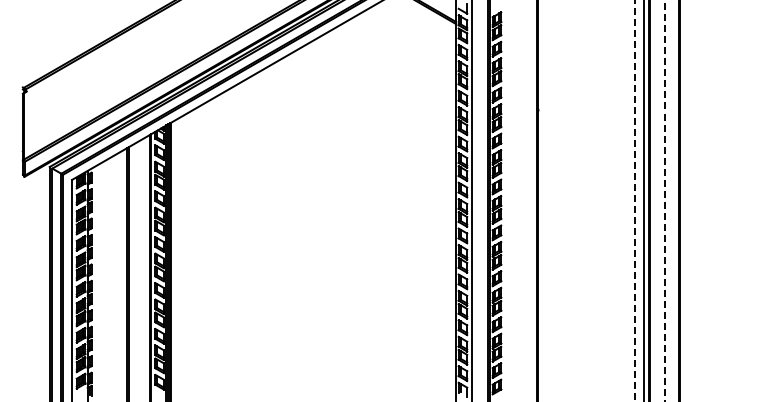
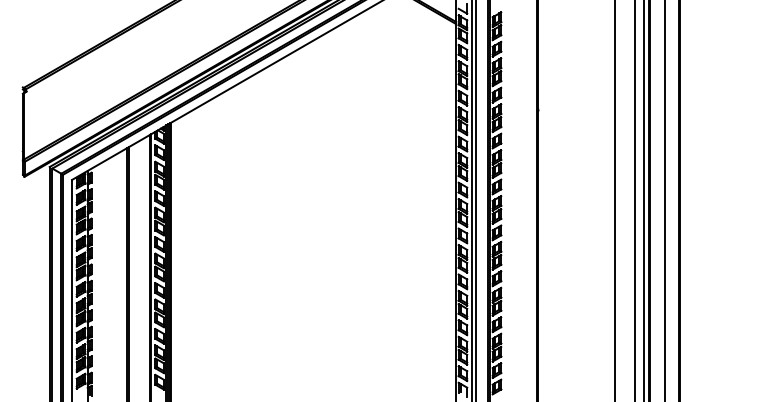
line: none -> present (476, 200)
line: none -> present (615, 200)
line: dashed -> solid (634, 200)
line: dashed -> solid (664, 201)
